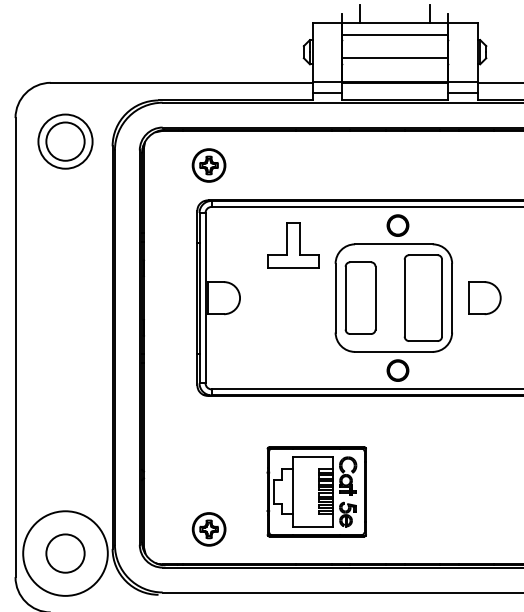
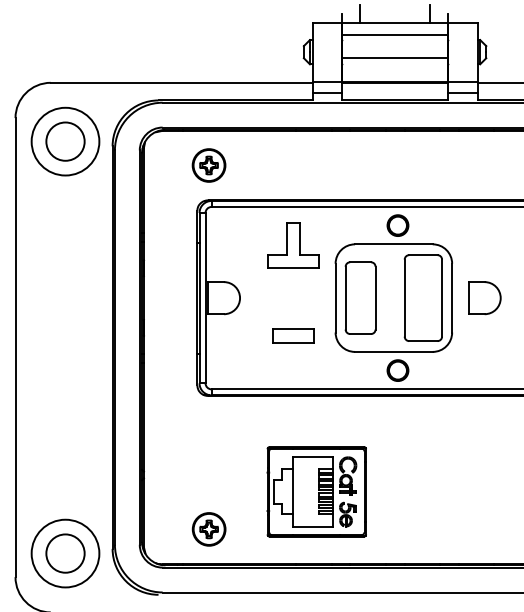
circle diameter: 54 px -> 68 px (65, 141)
part: none -> present (293, 335)
circle diameter: 85 px -> 68 px (65, 553)
